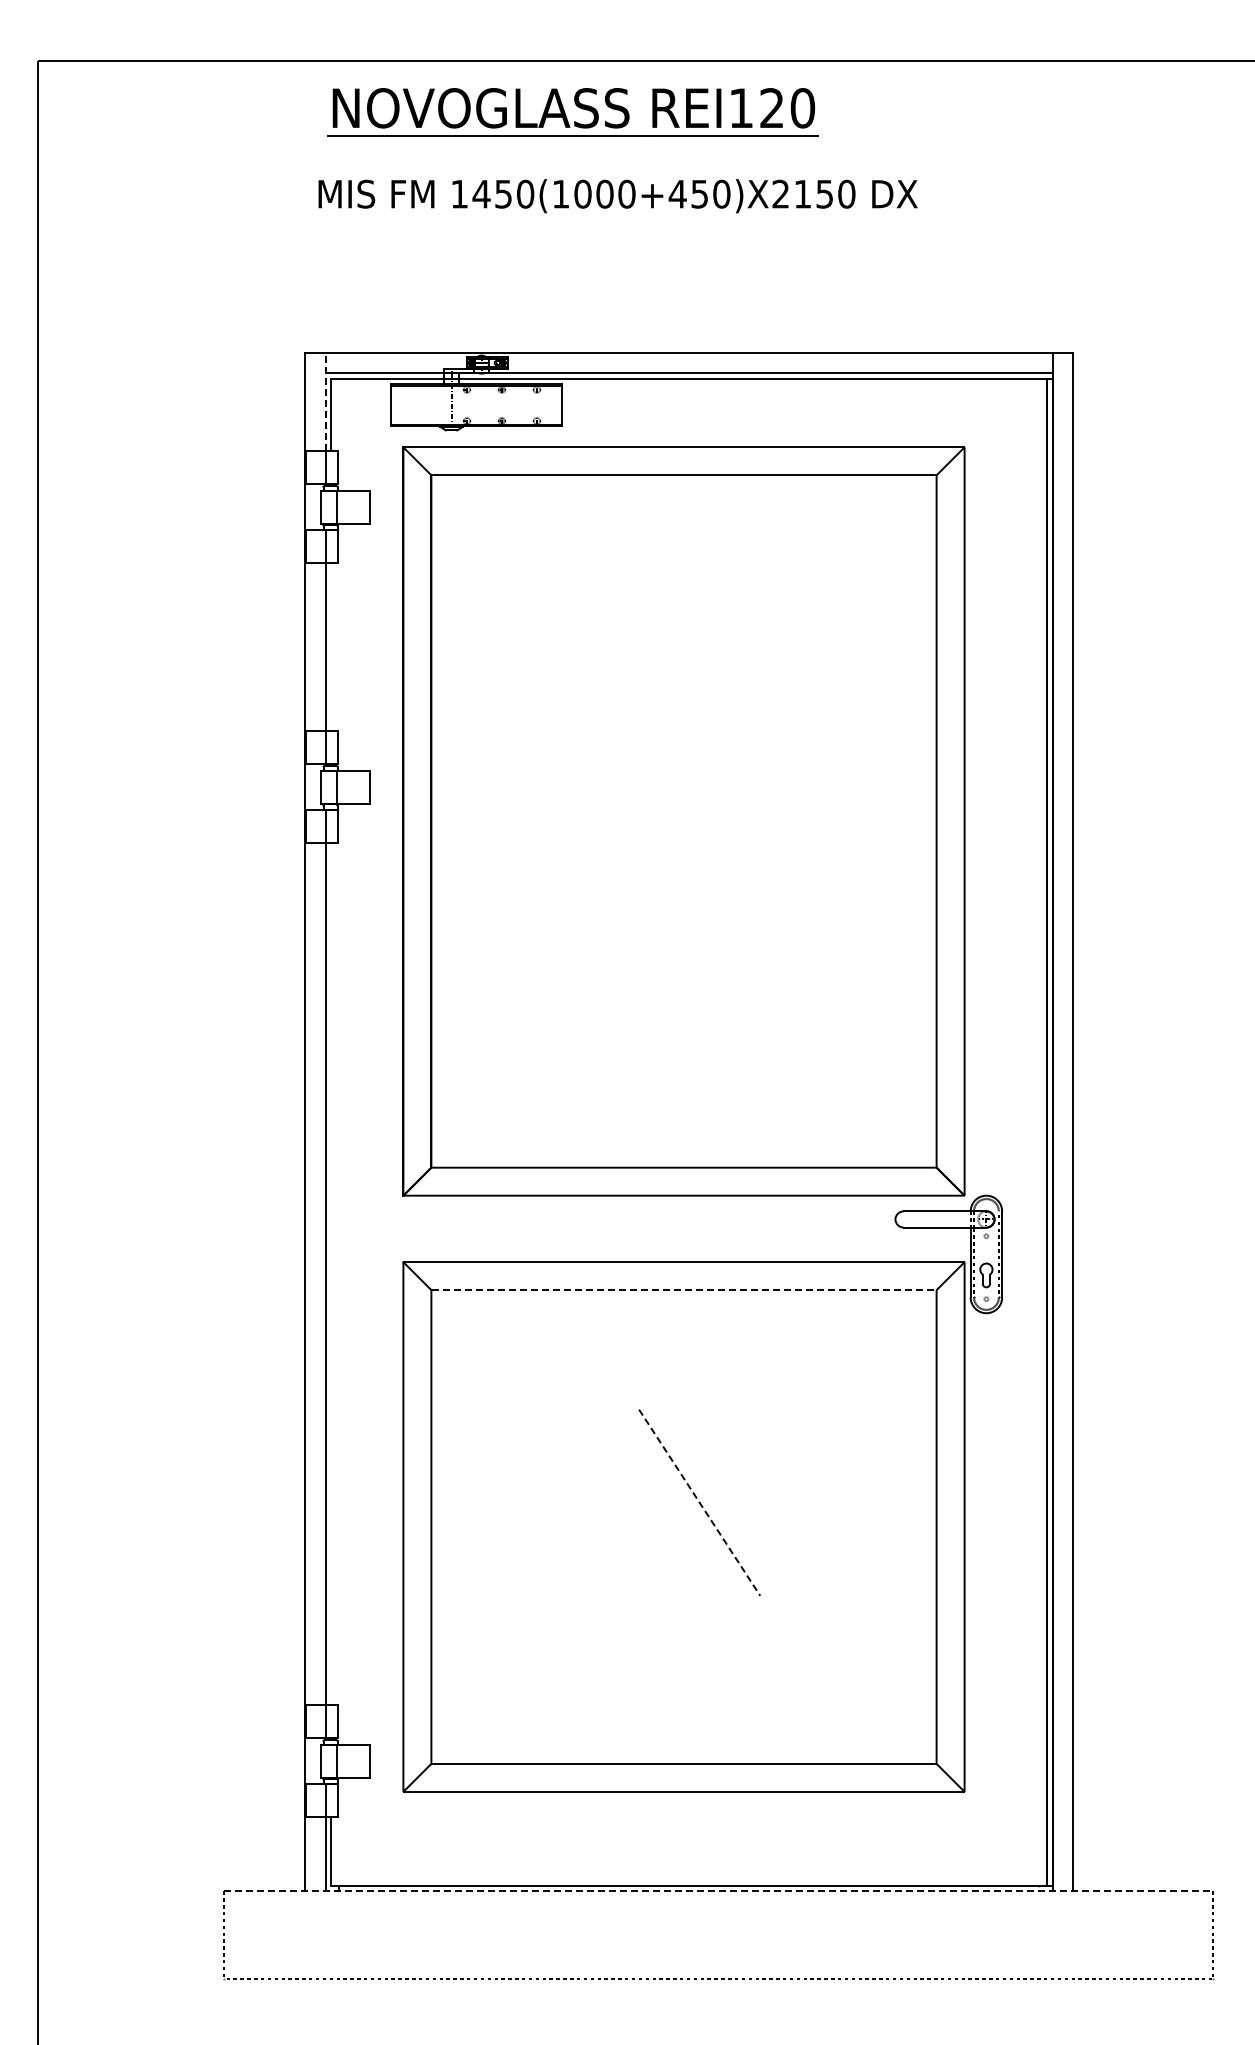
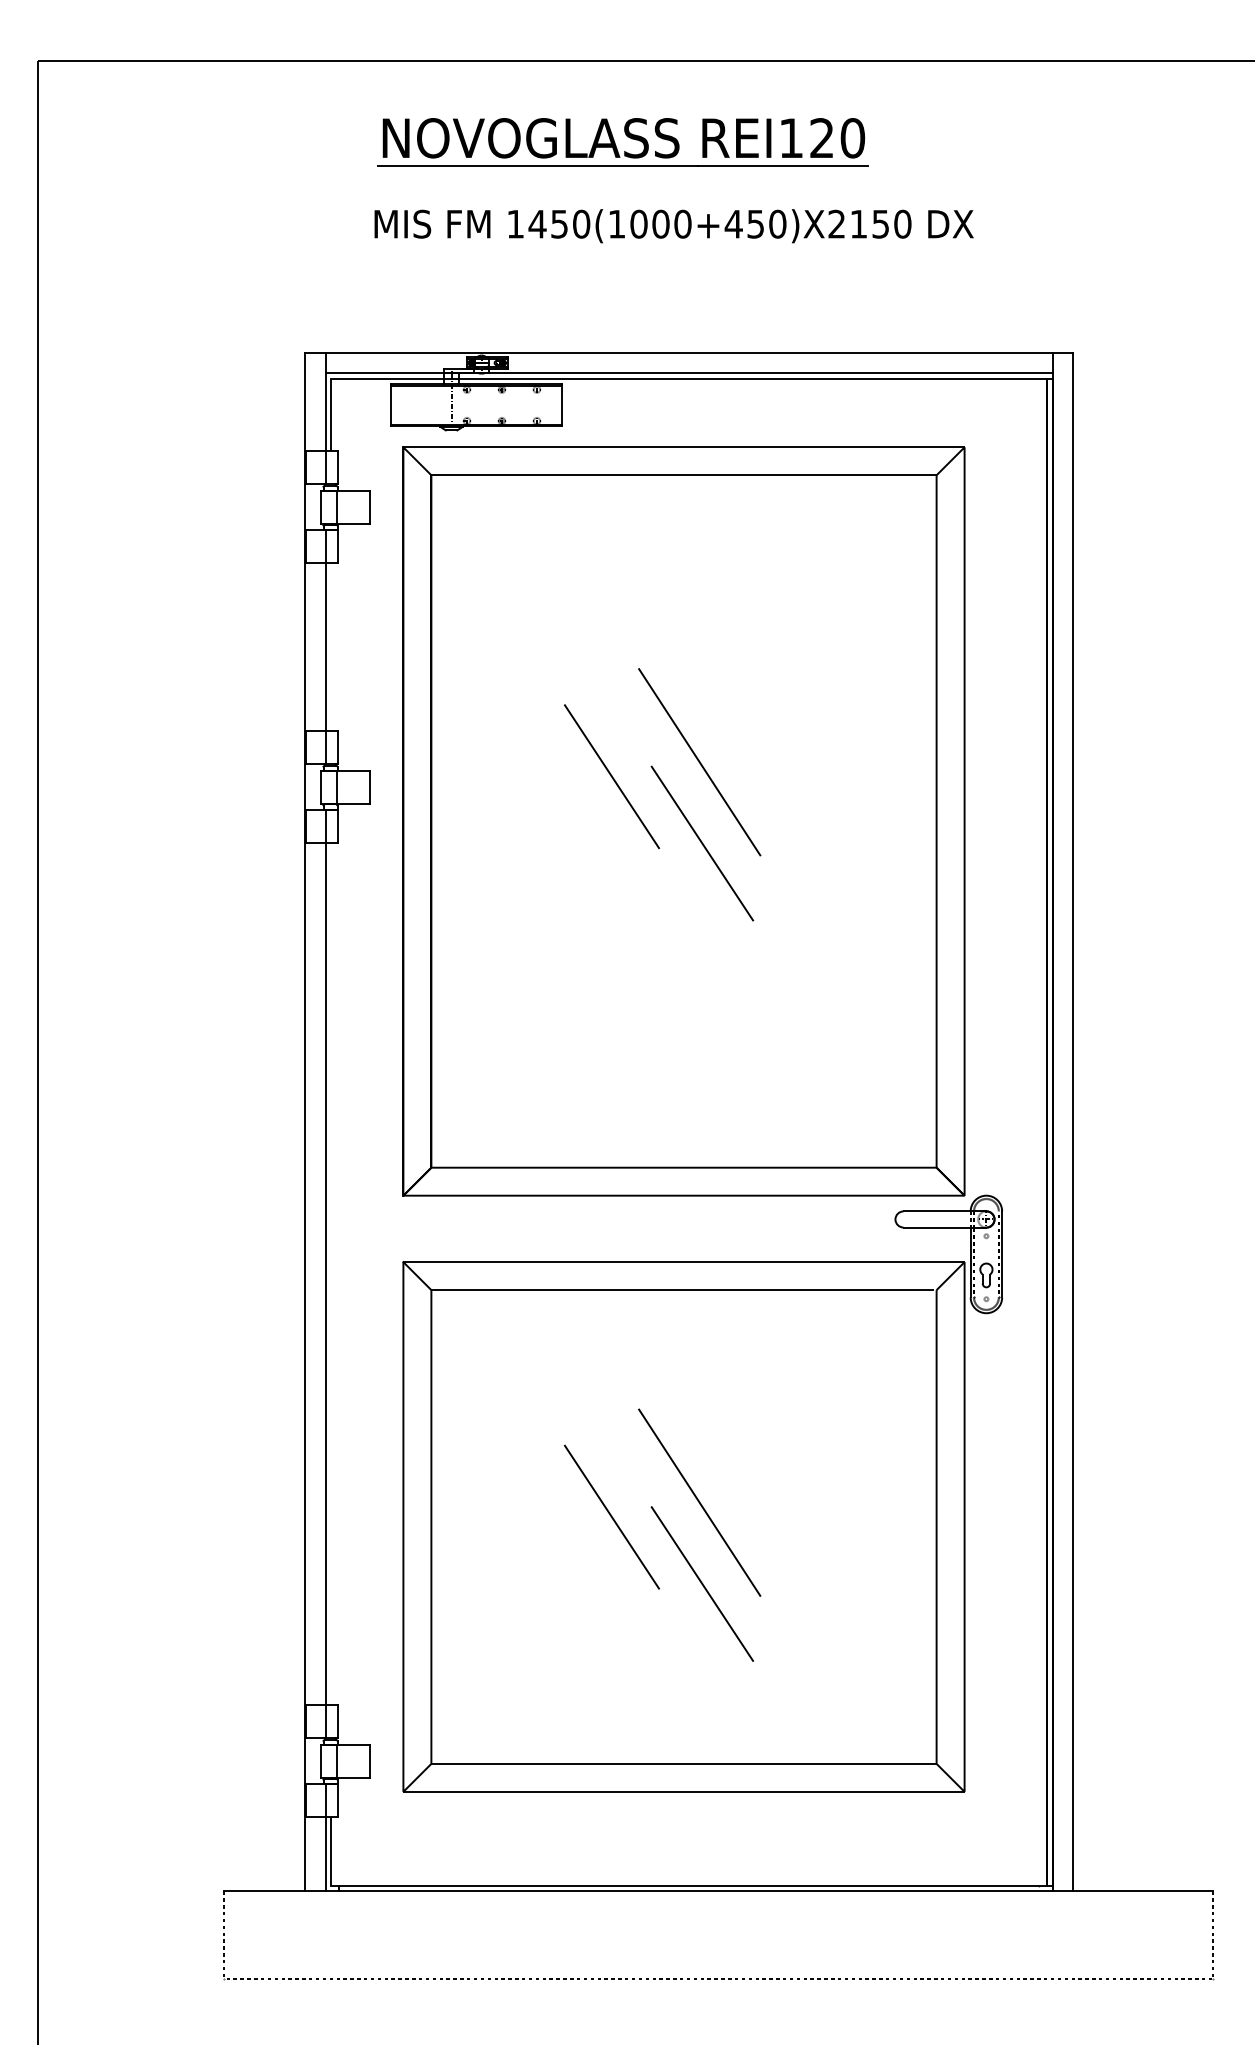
part position: (566, 115) -> (616, 145) (616, 145)
text position: (617, 196) -> (673, 226) (673, 226)
line: dashed -> solid (325, 401)
line: none -> present (699, 762)
line: none -> present (611, 776)
line: none -> present (702, 843)
line: dashed -> solid (682, 1290)
line: dashed -> solid (699, 1503)
line: none -> present (611, 1516)
line: none -> present (702, 1583)
line: dashed -> solid (718, 1891)
